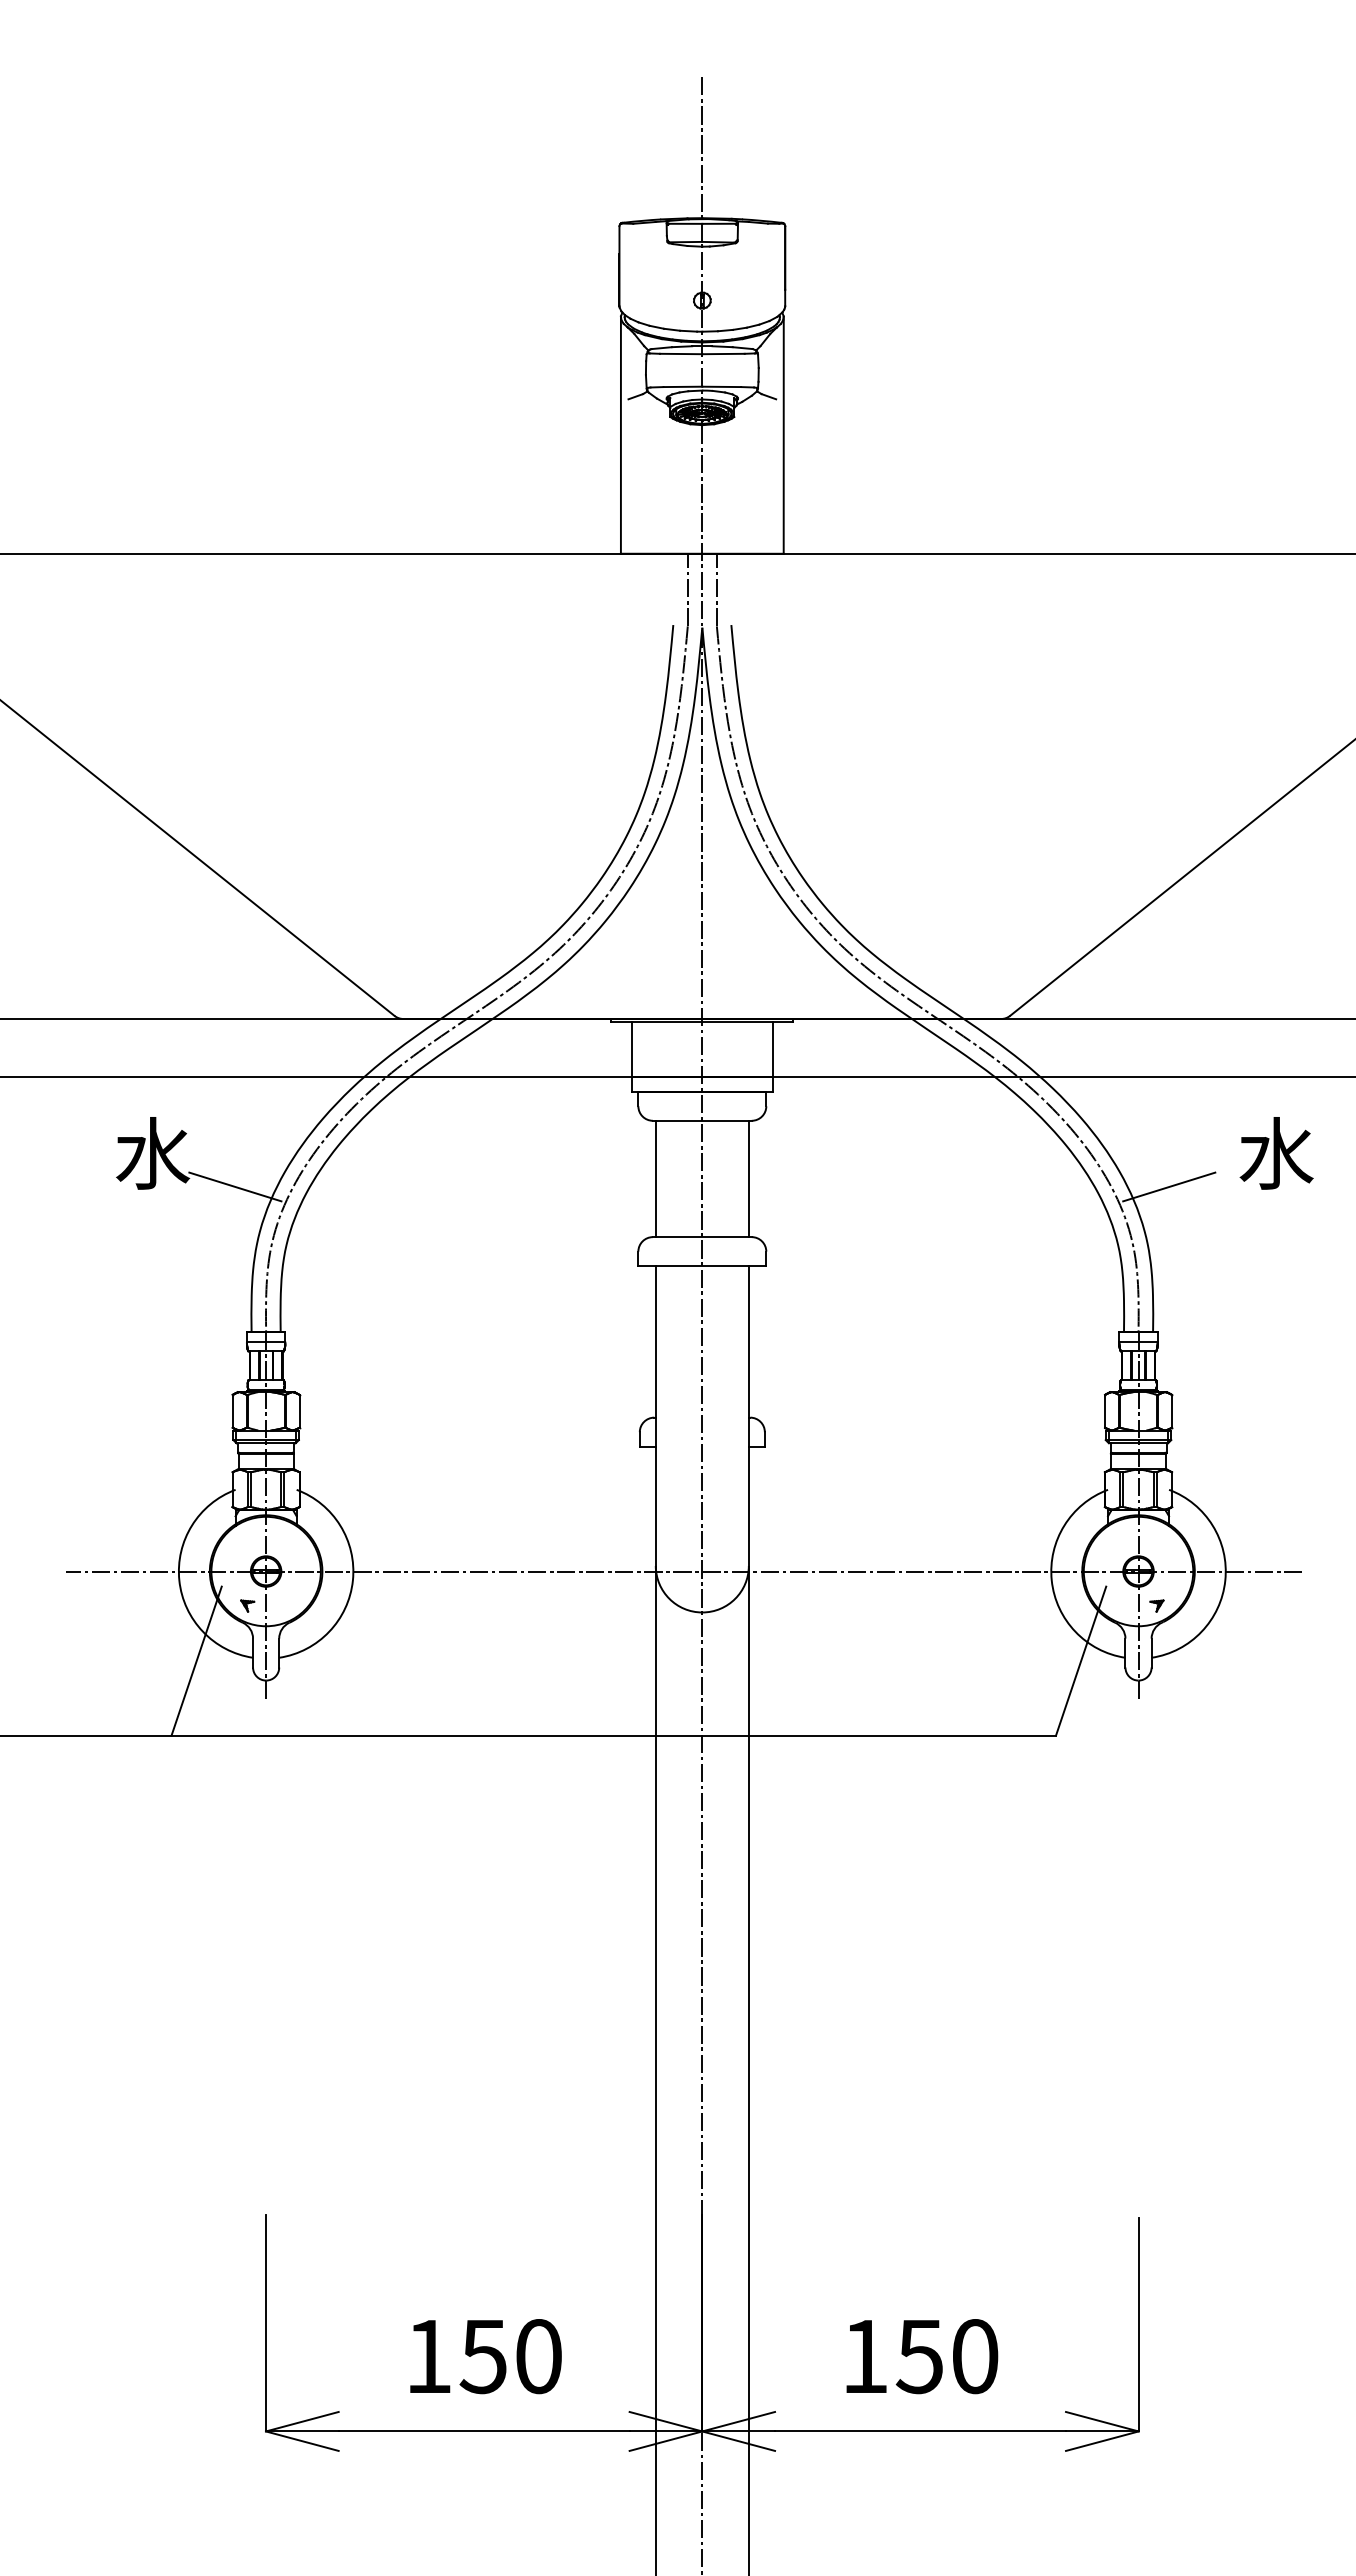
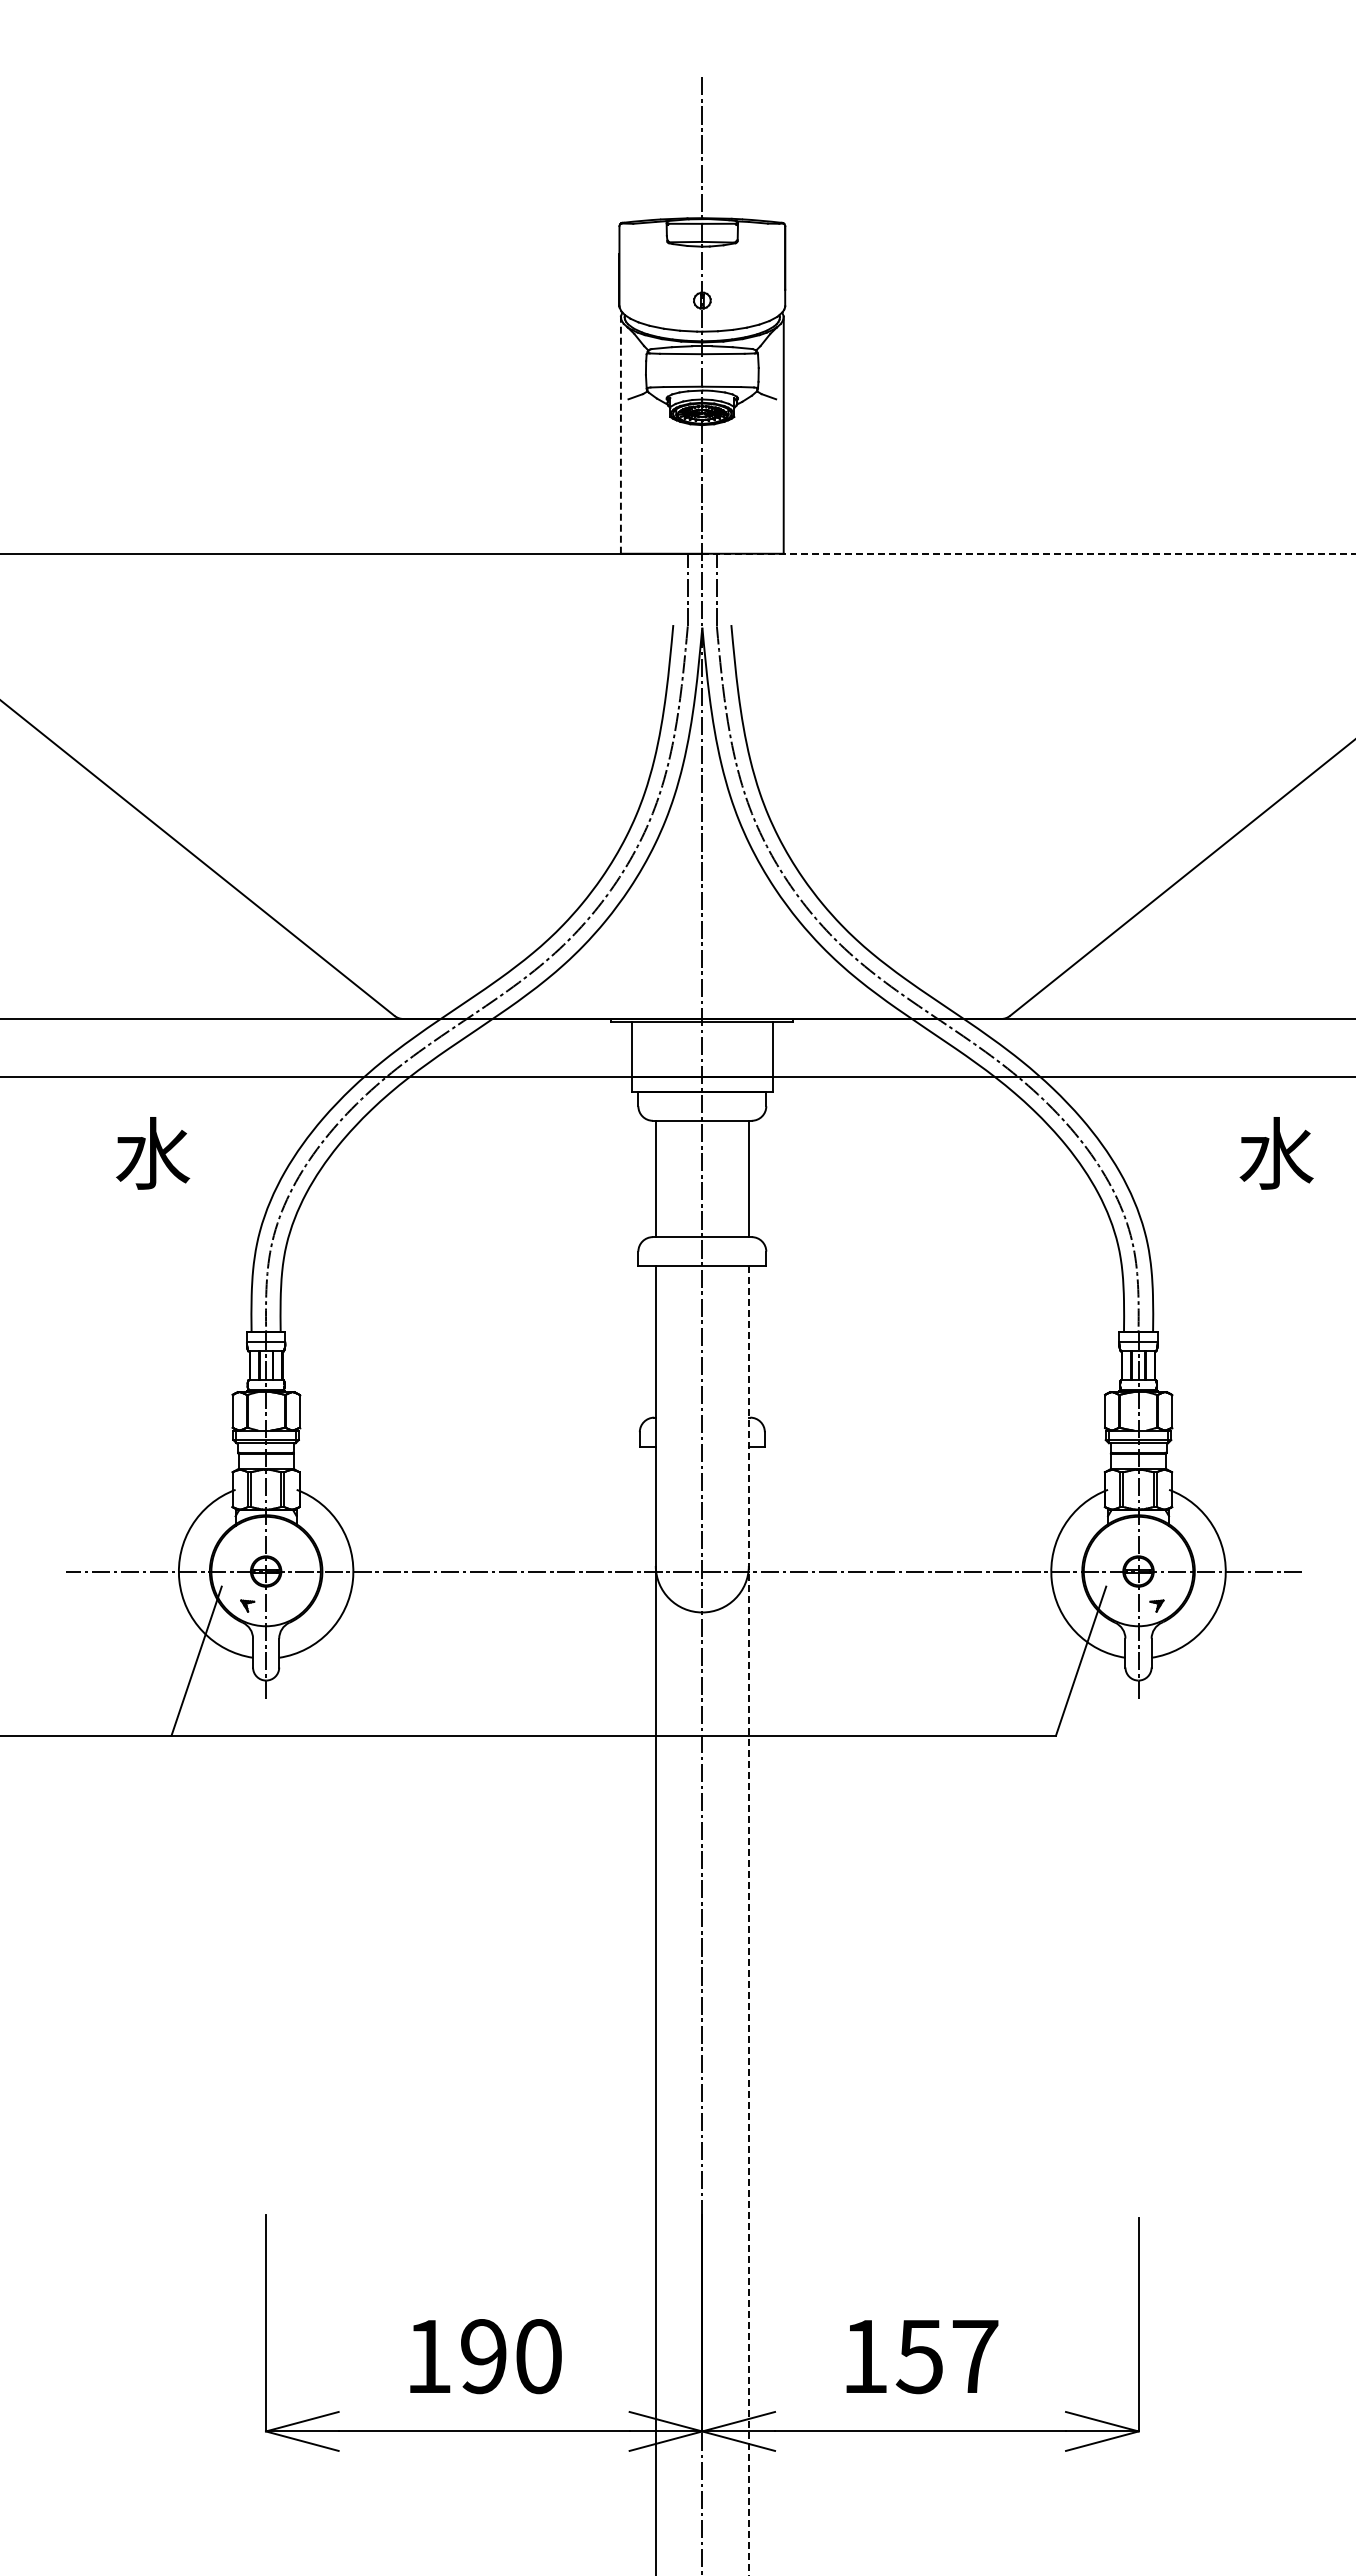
line: solid -> dashed (620, 435)
line: solid -> dashed (1029, 553)
line: present -> none (235, 1186)
line: present -> none (1169, 1186)
line: solid -> dashed (748, 1920)
text: 150 -> 190 (482, 2356)
text: 150 -> 157 (975, 2356)
